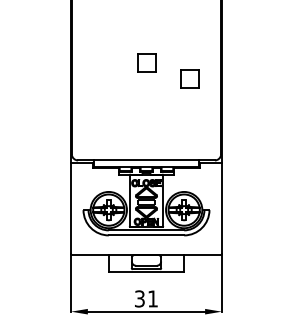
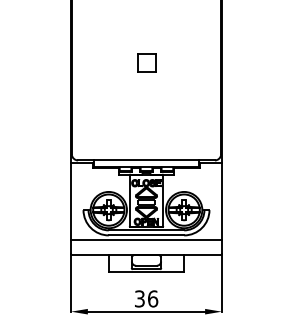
part: present -> none (189, 78)
line: none -> present (146, 240)
text: 31 -> 36 (153, 298)
